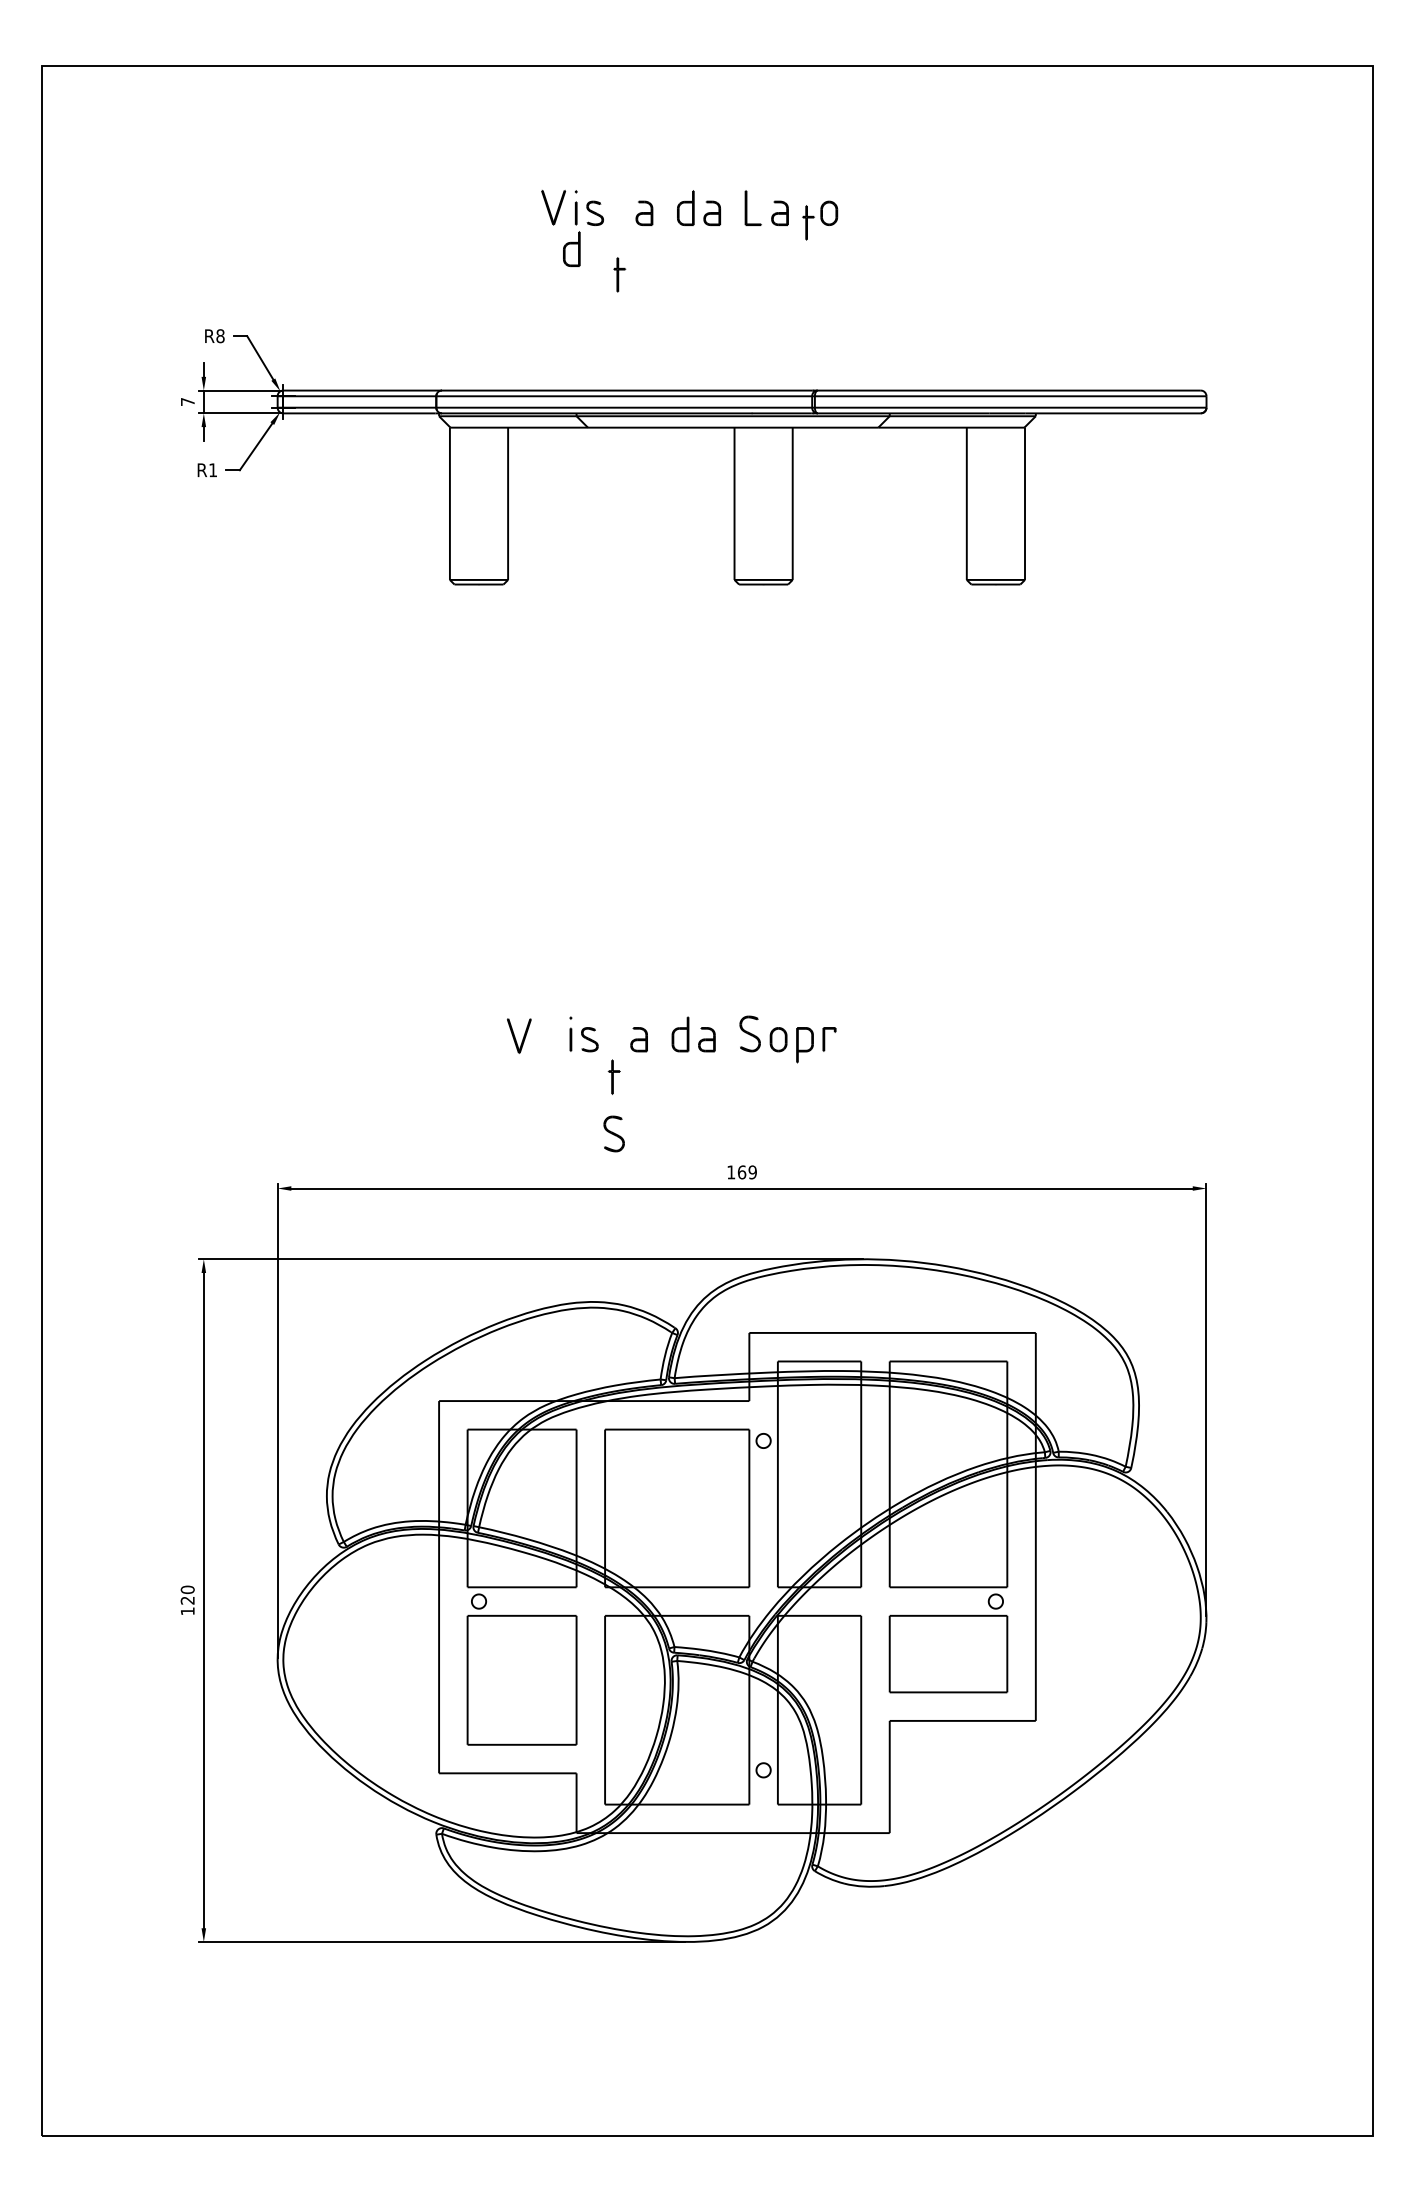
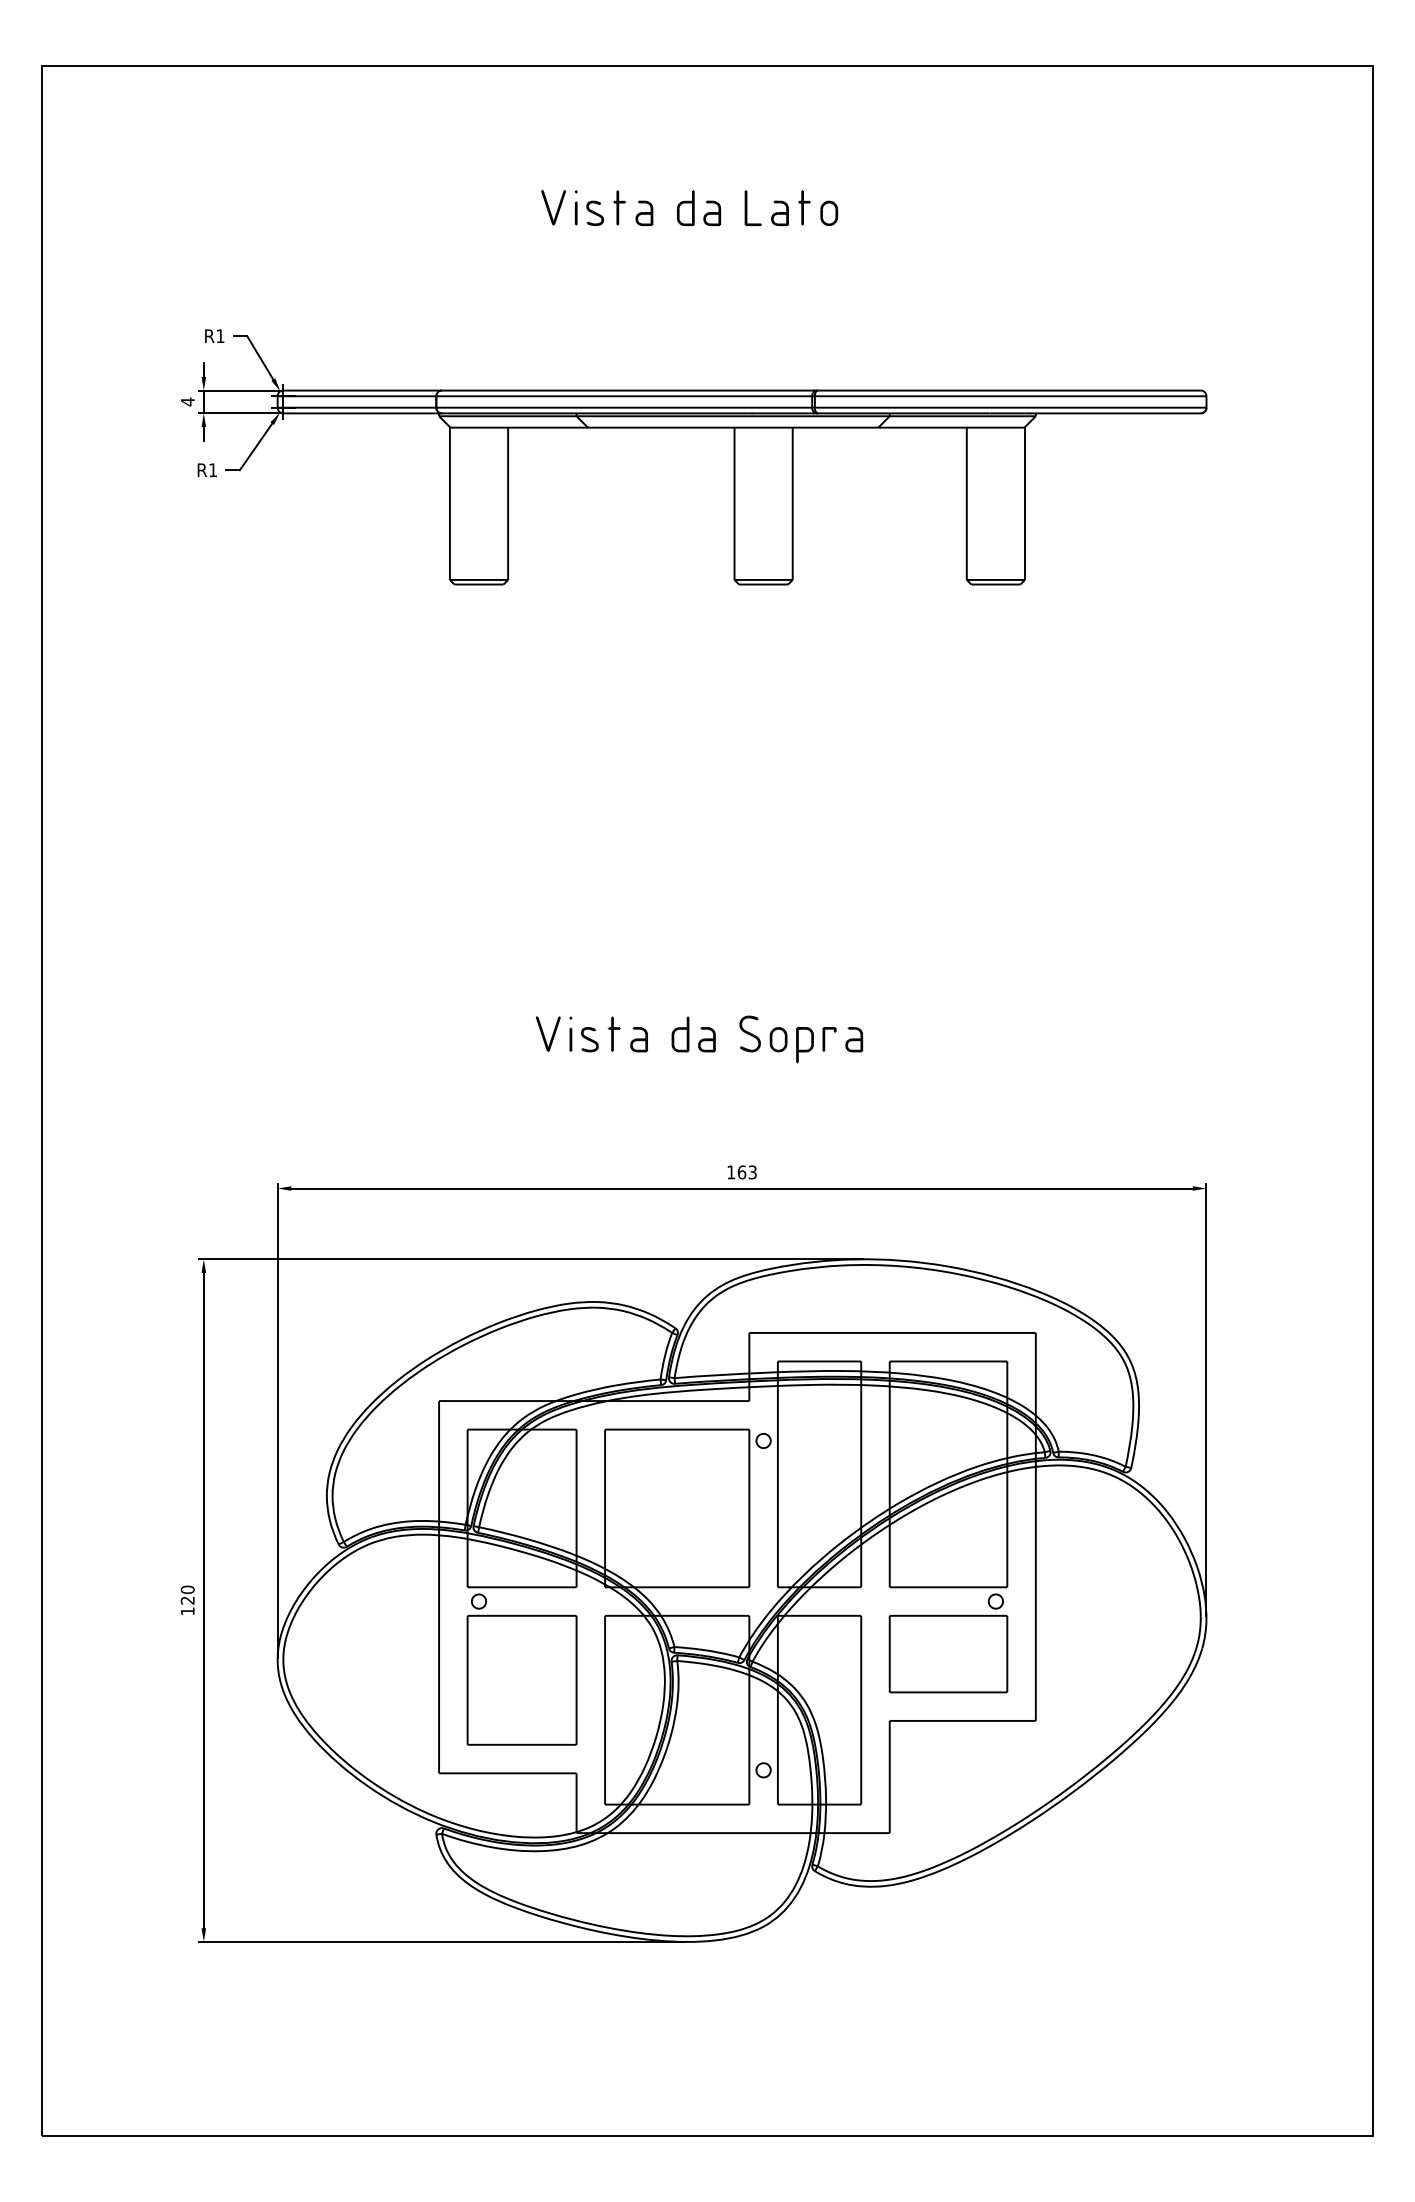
part position: (808, 222) -> (804, 207) (804, 207)
part: present -> none (571, 248)
part position: (619, 274) -> (619, 207) (619, 207)
text: R8 -> R1 (220, 336)
text: 7 -> 4 (187, 401)
part position: (519, 1035) -> (548, 1033) (548, 1033)
part: none -> present (854, 1039)
part position: (613, 1076) -> (613, 1033) (613, 1033)
part: present -> none (613, 1133)
text: 169 -> 163 (752, 1172)
